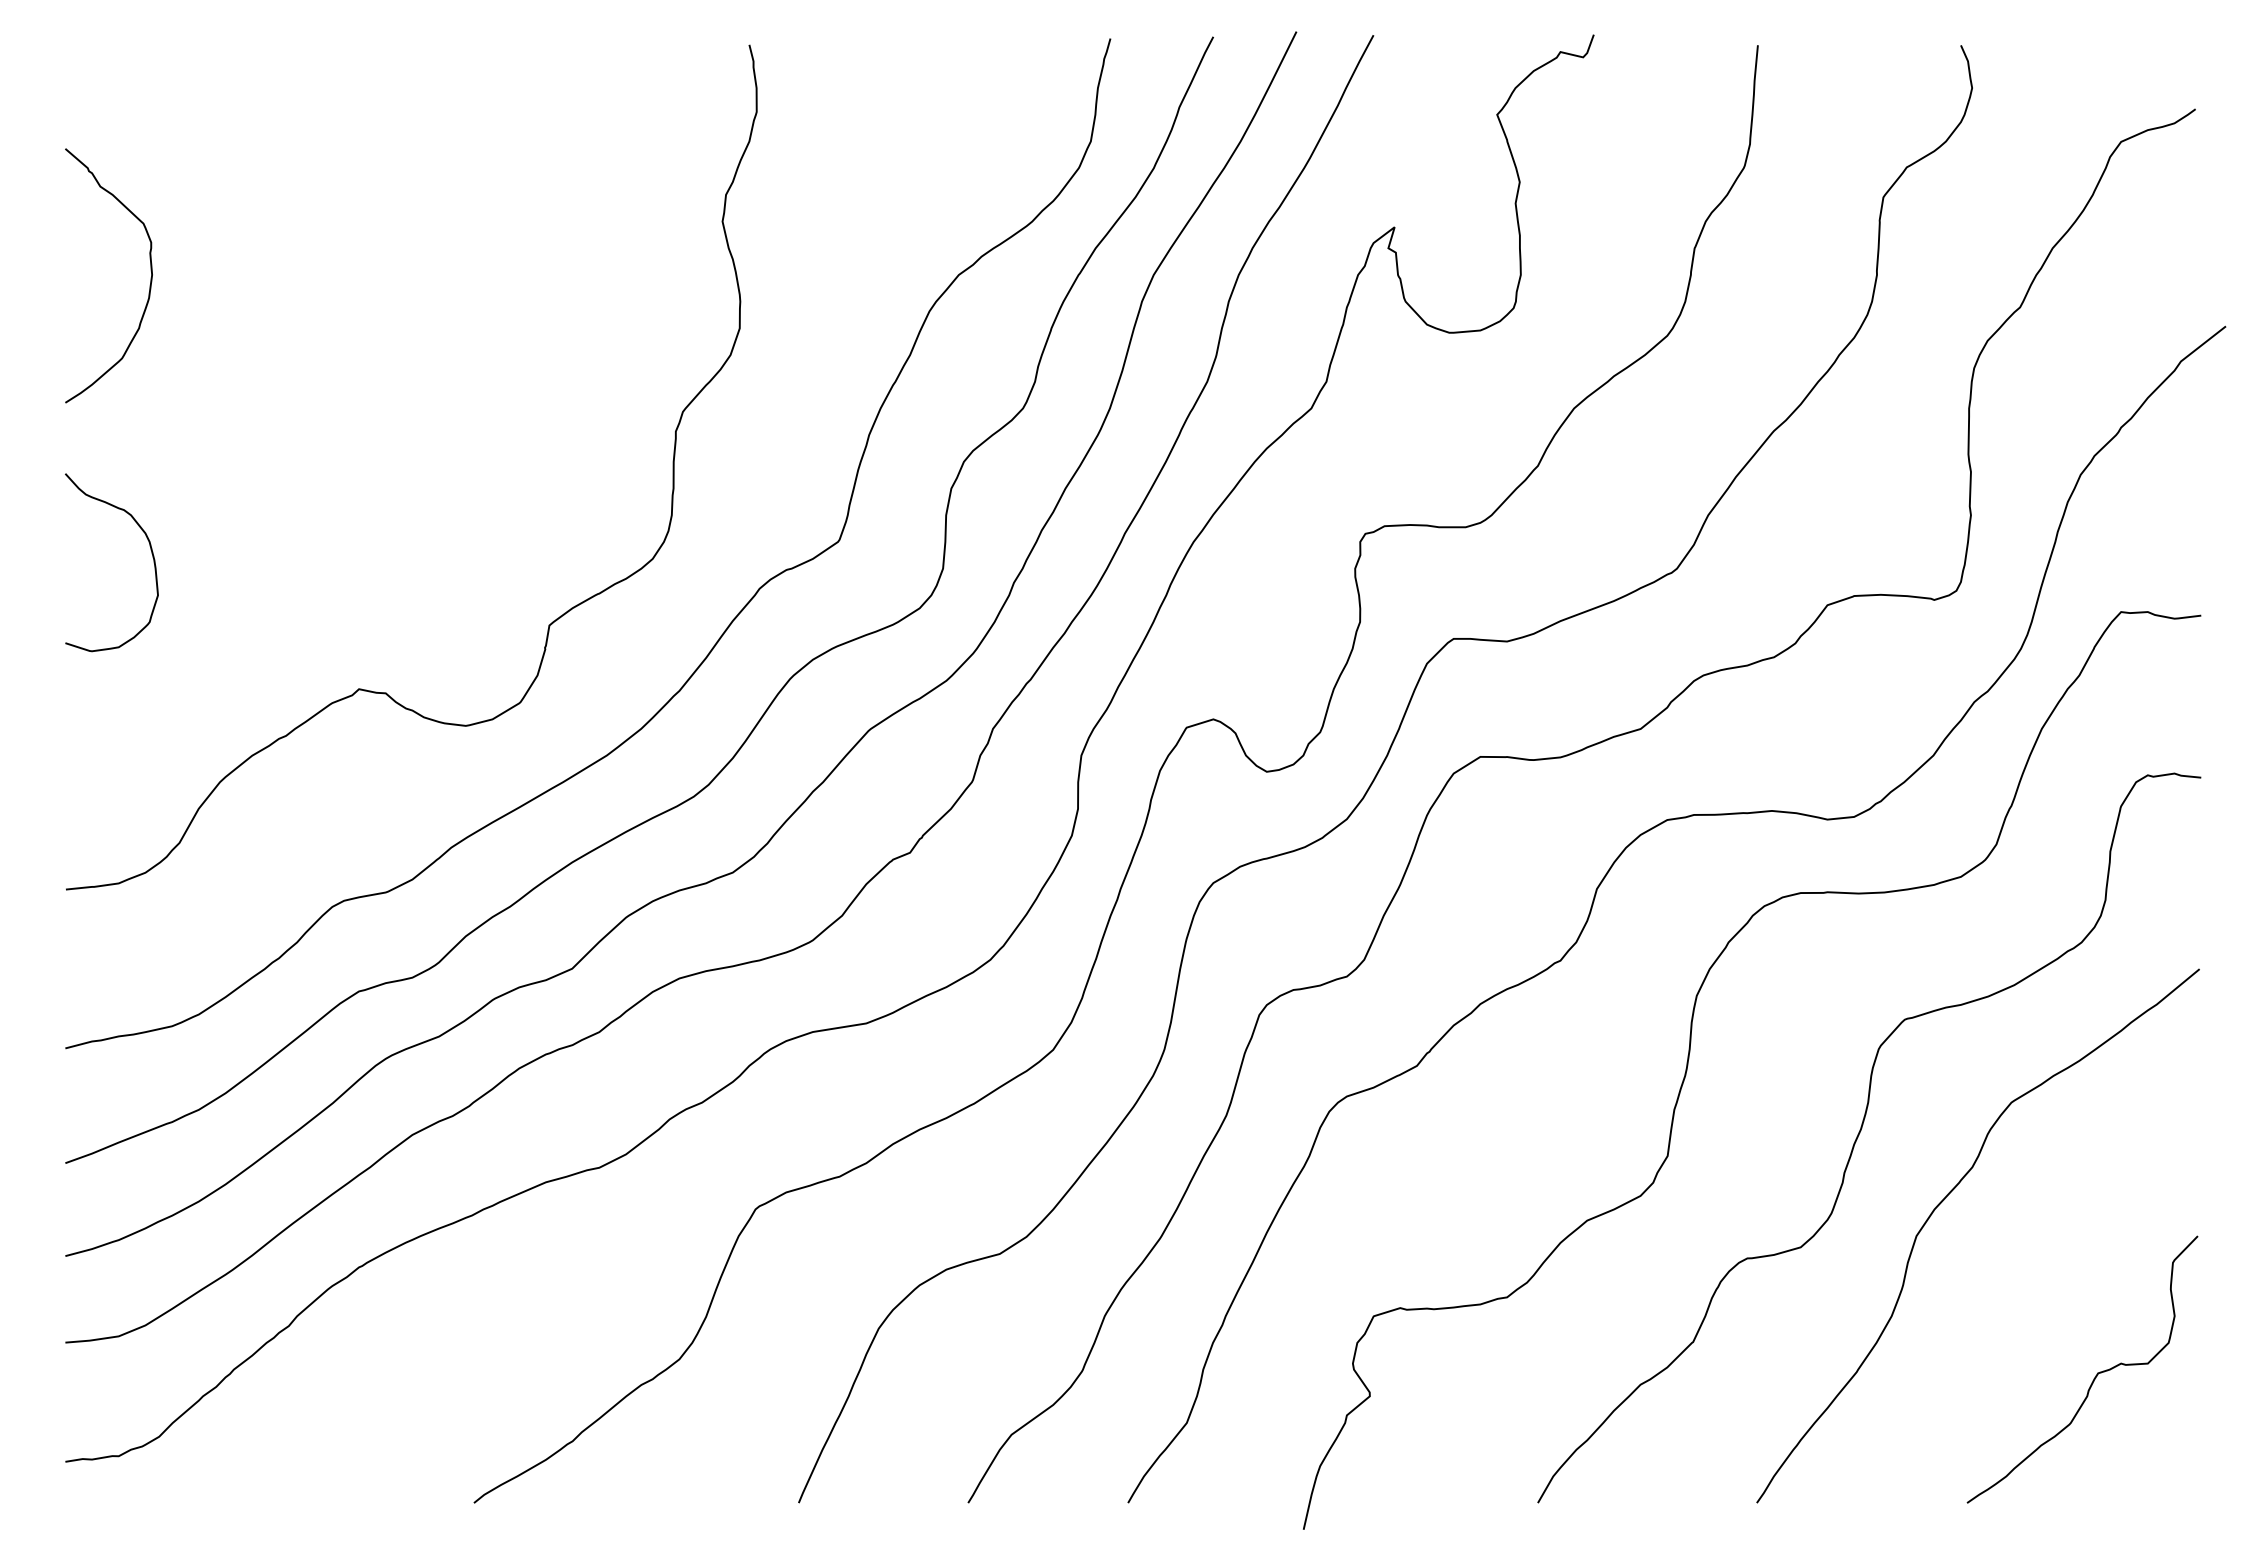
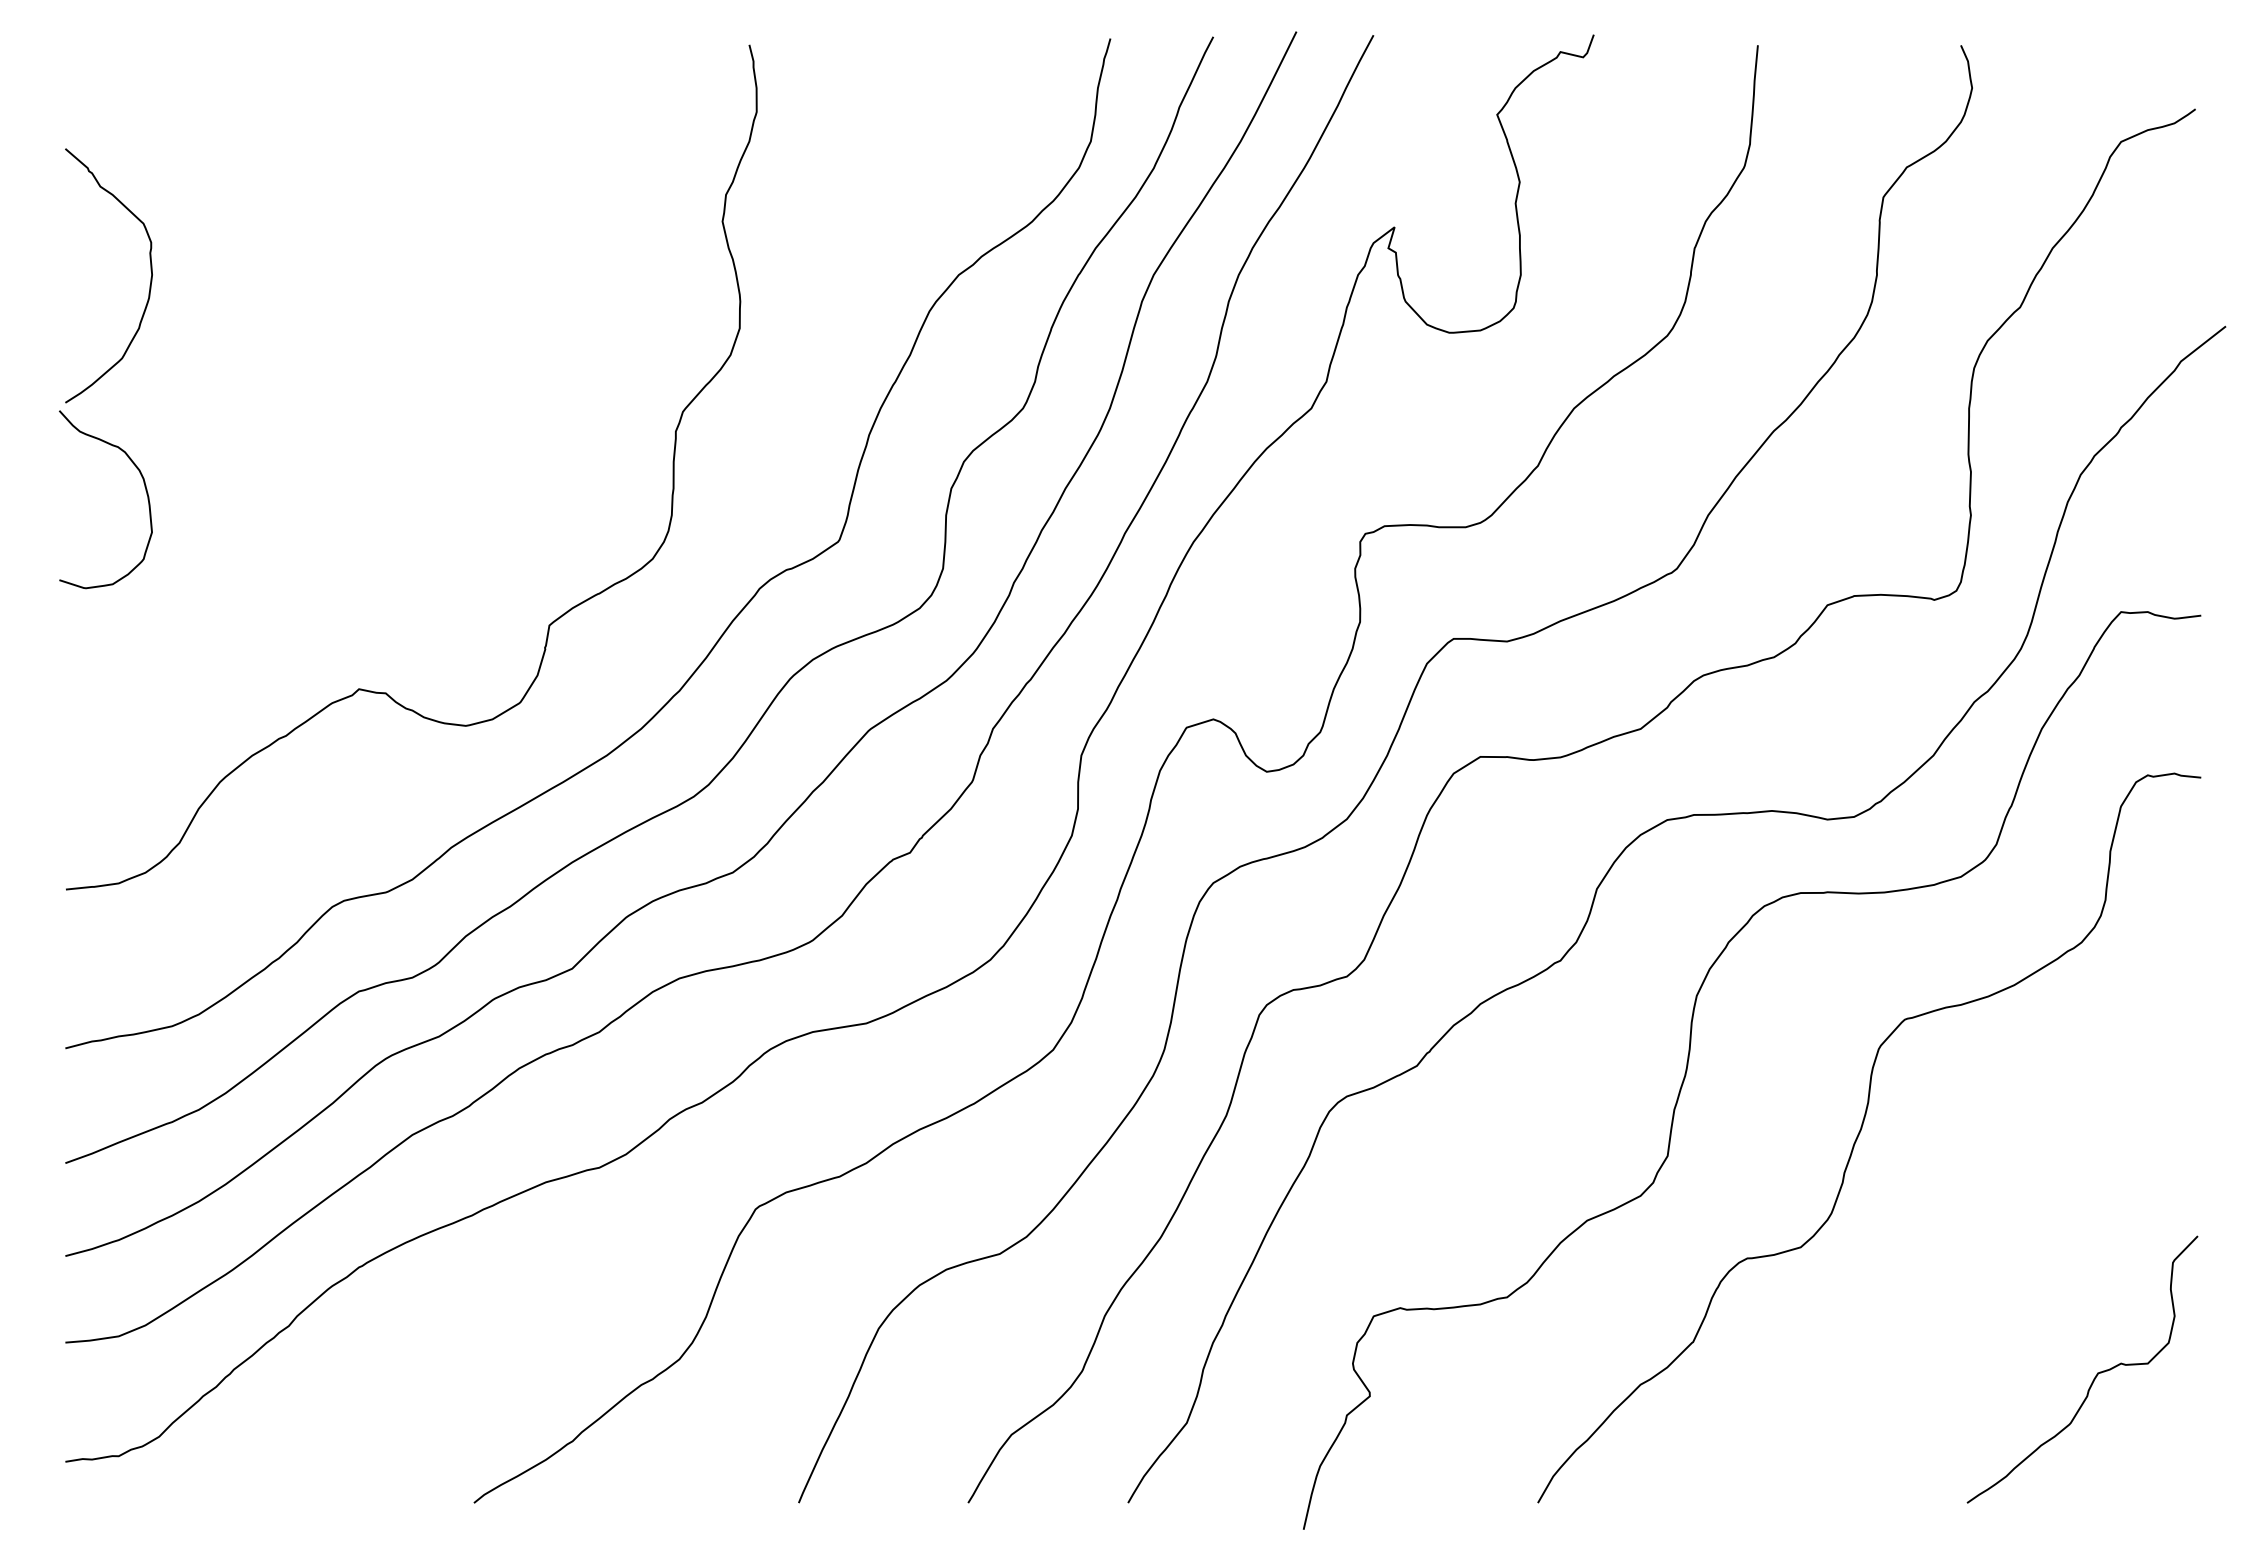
curve position: (150, 550) -> (144, 487) (144, 487)
curve: present -> none (1943, 1201)
